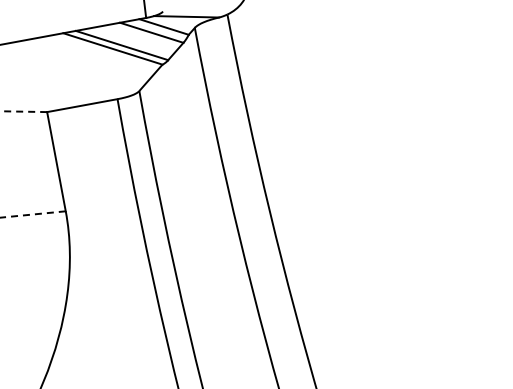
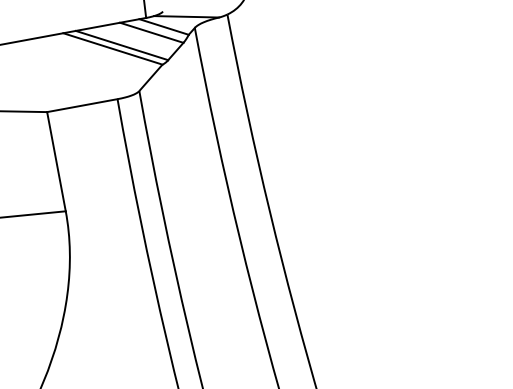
line: dashed -> solid (23, 111)
line: dashed -> solid (33, 214)
